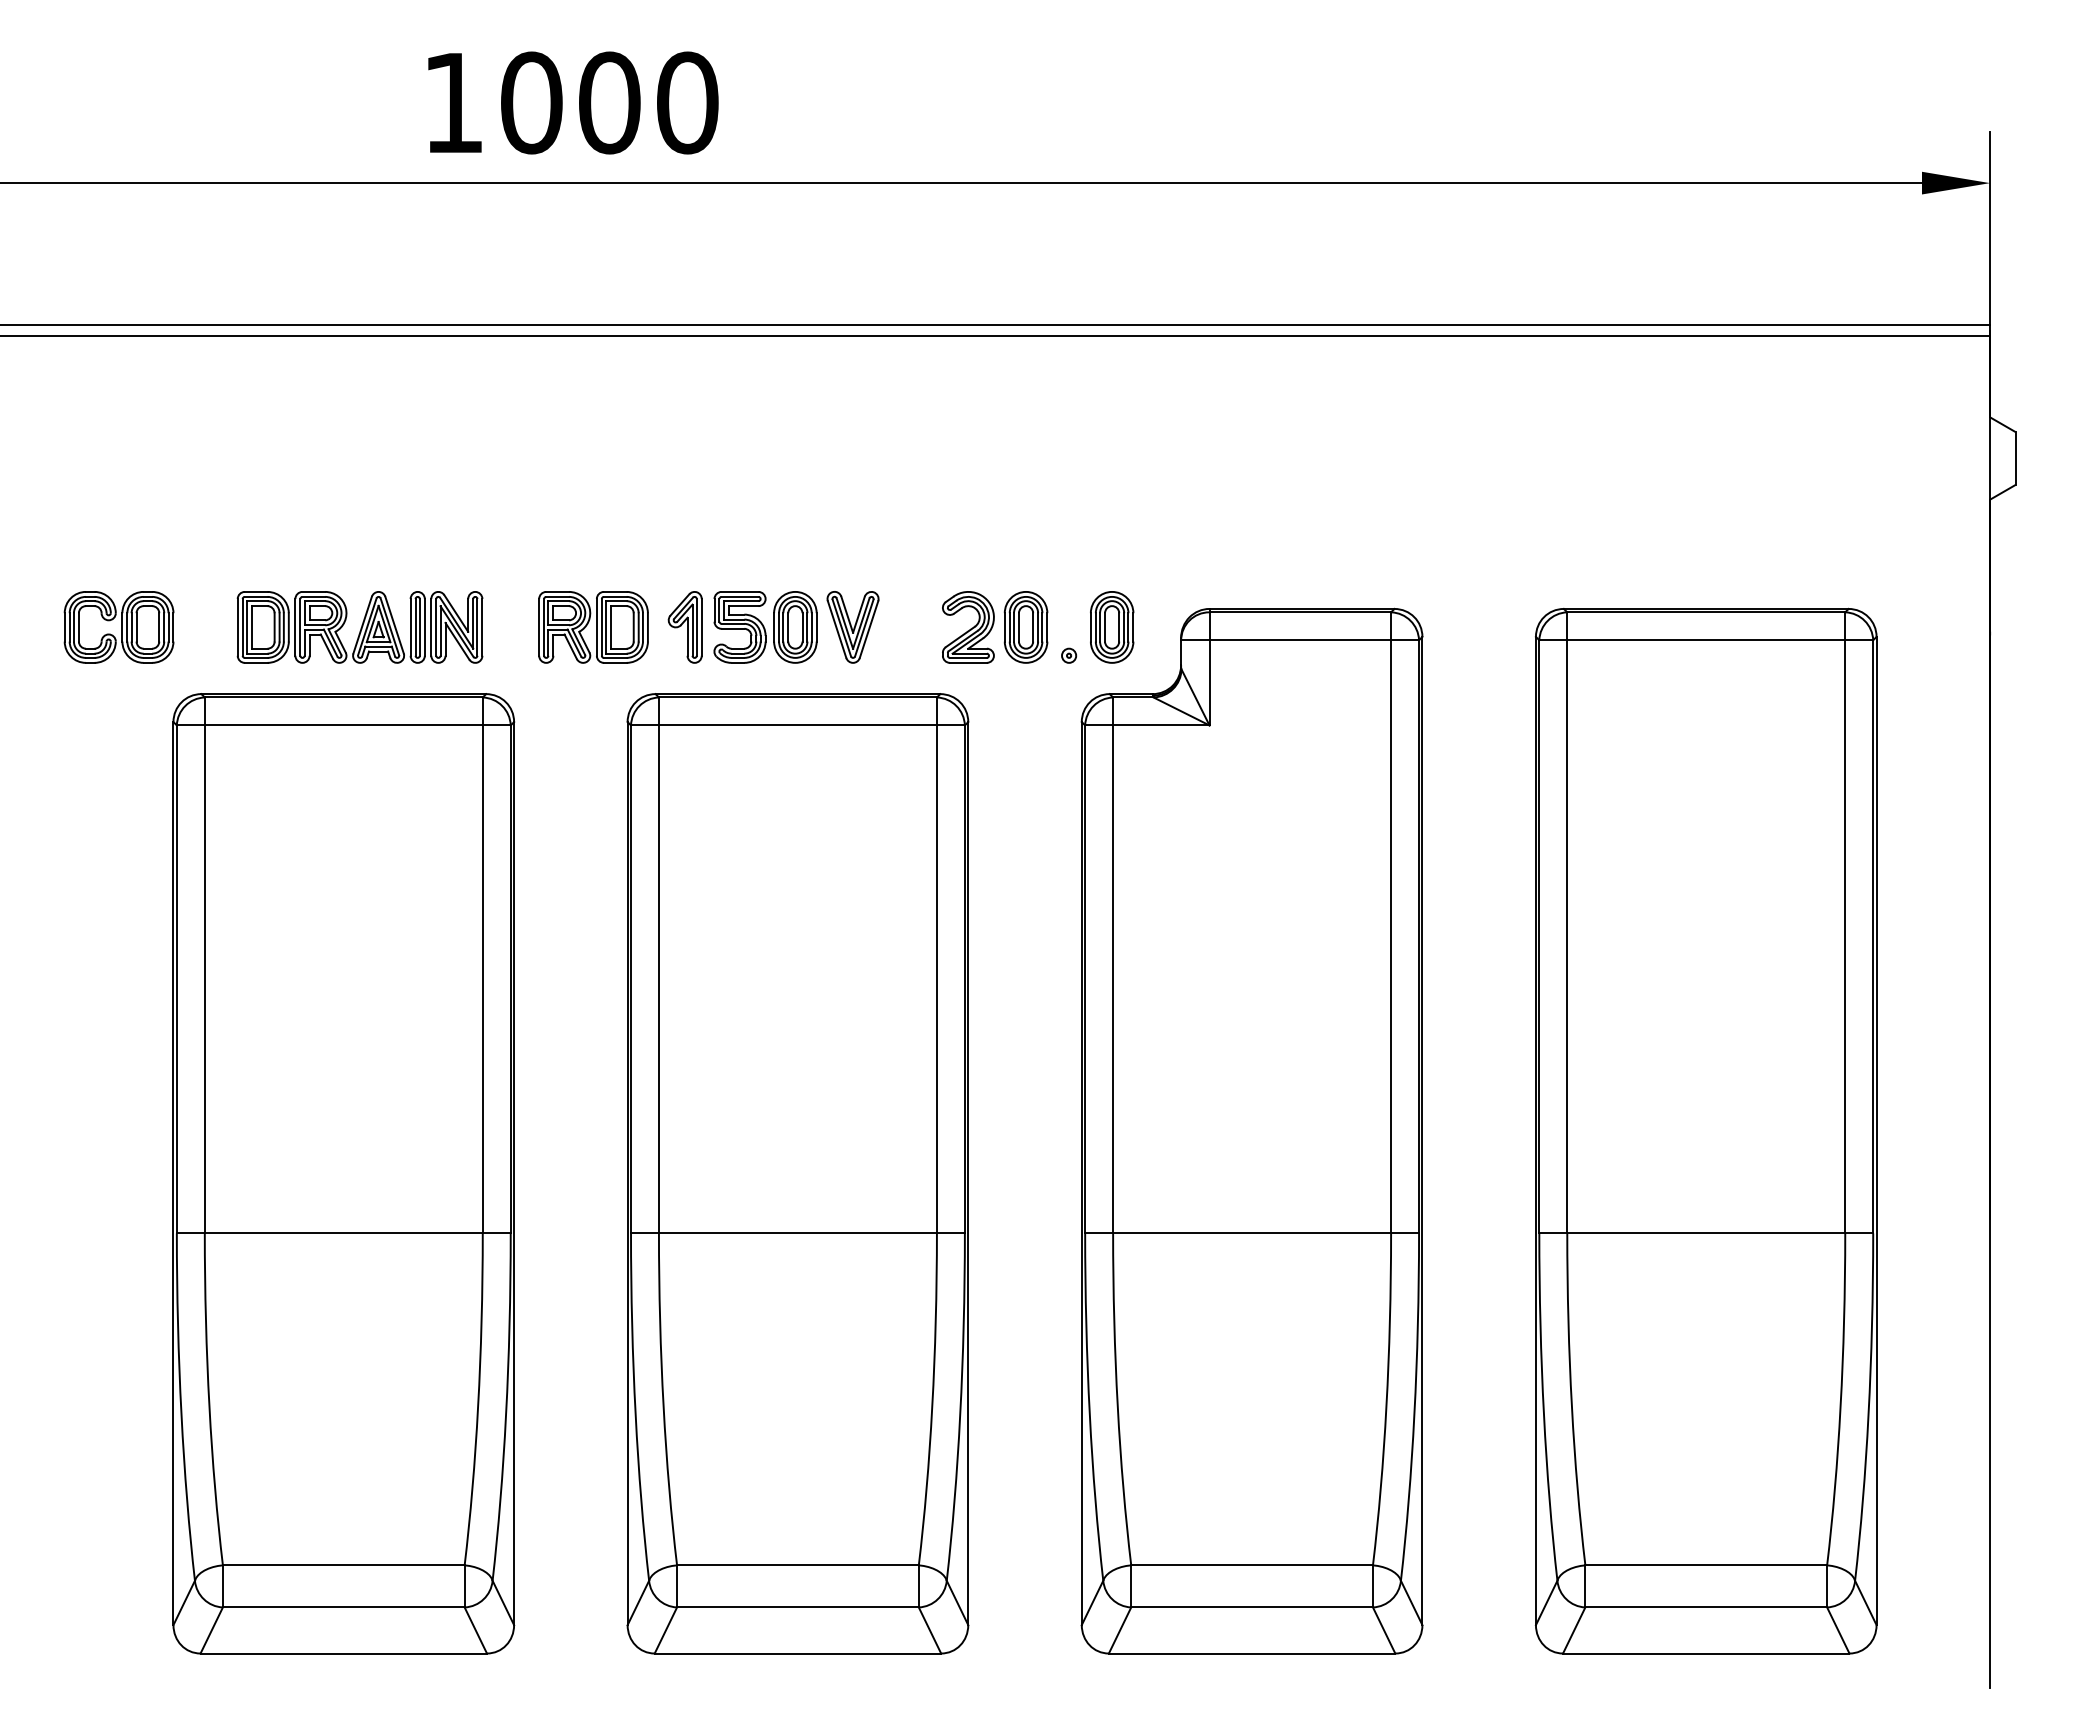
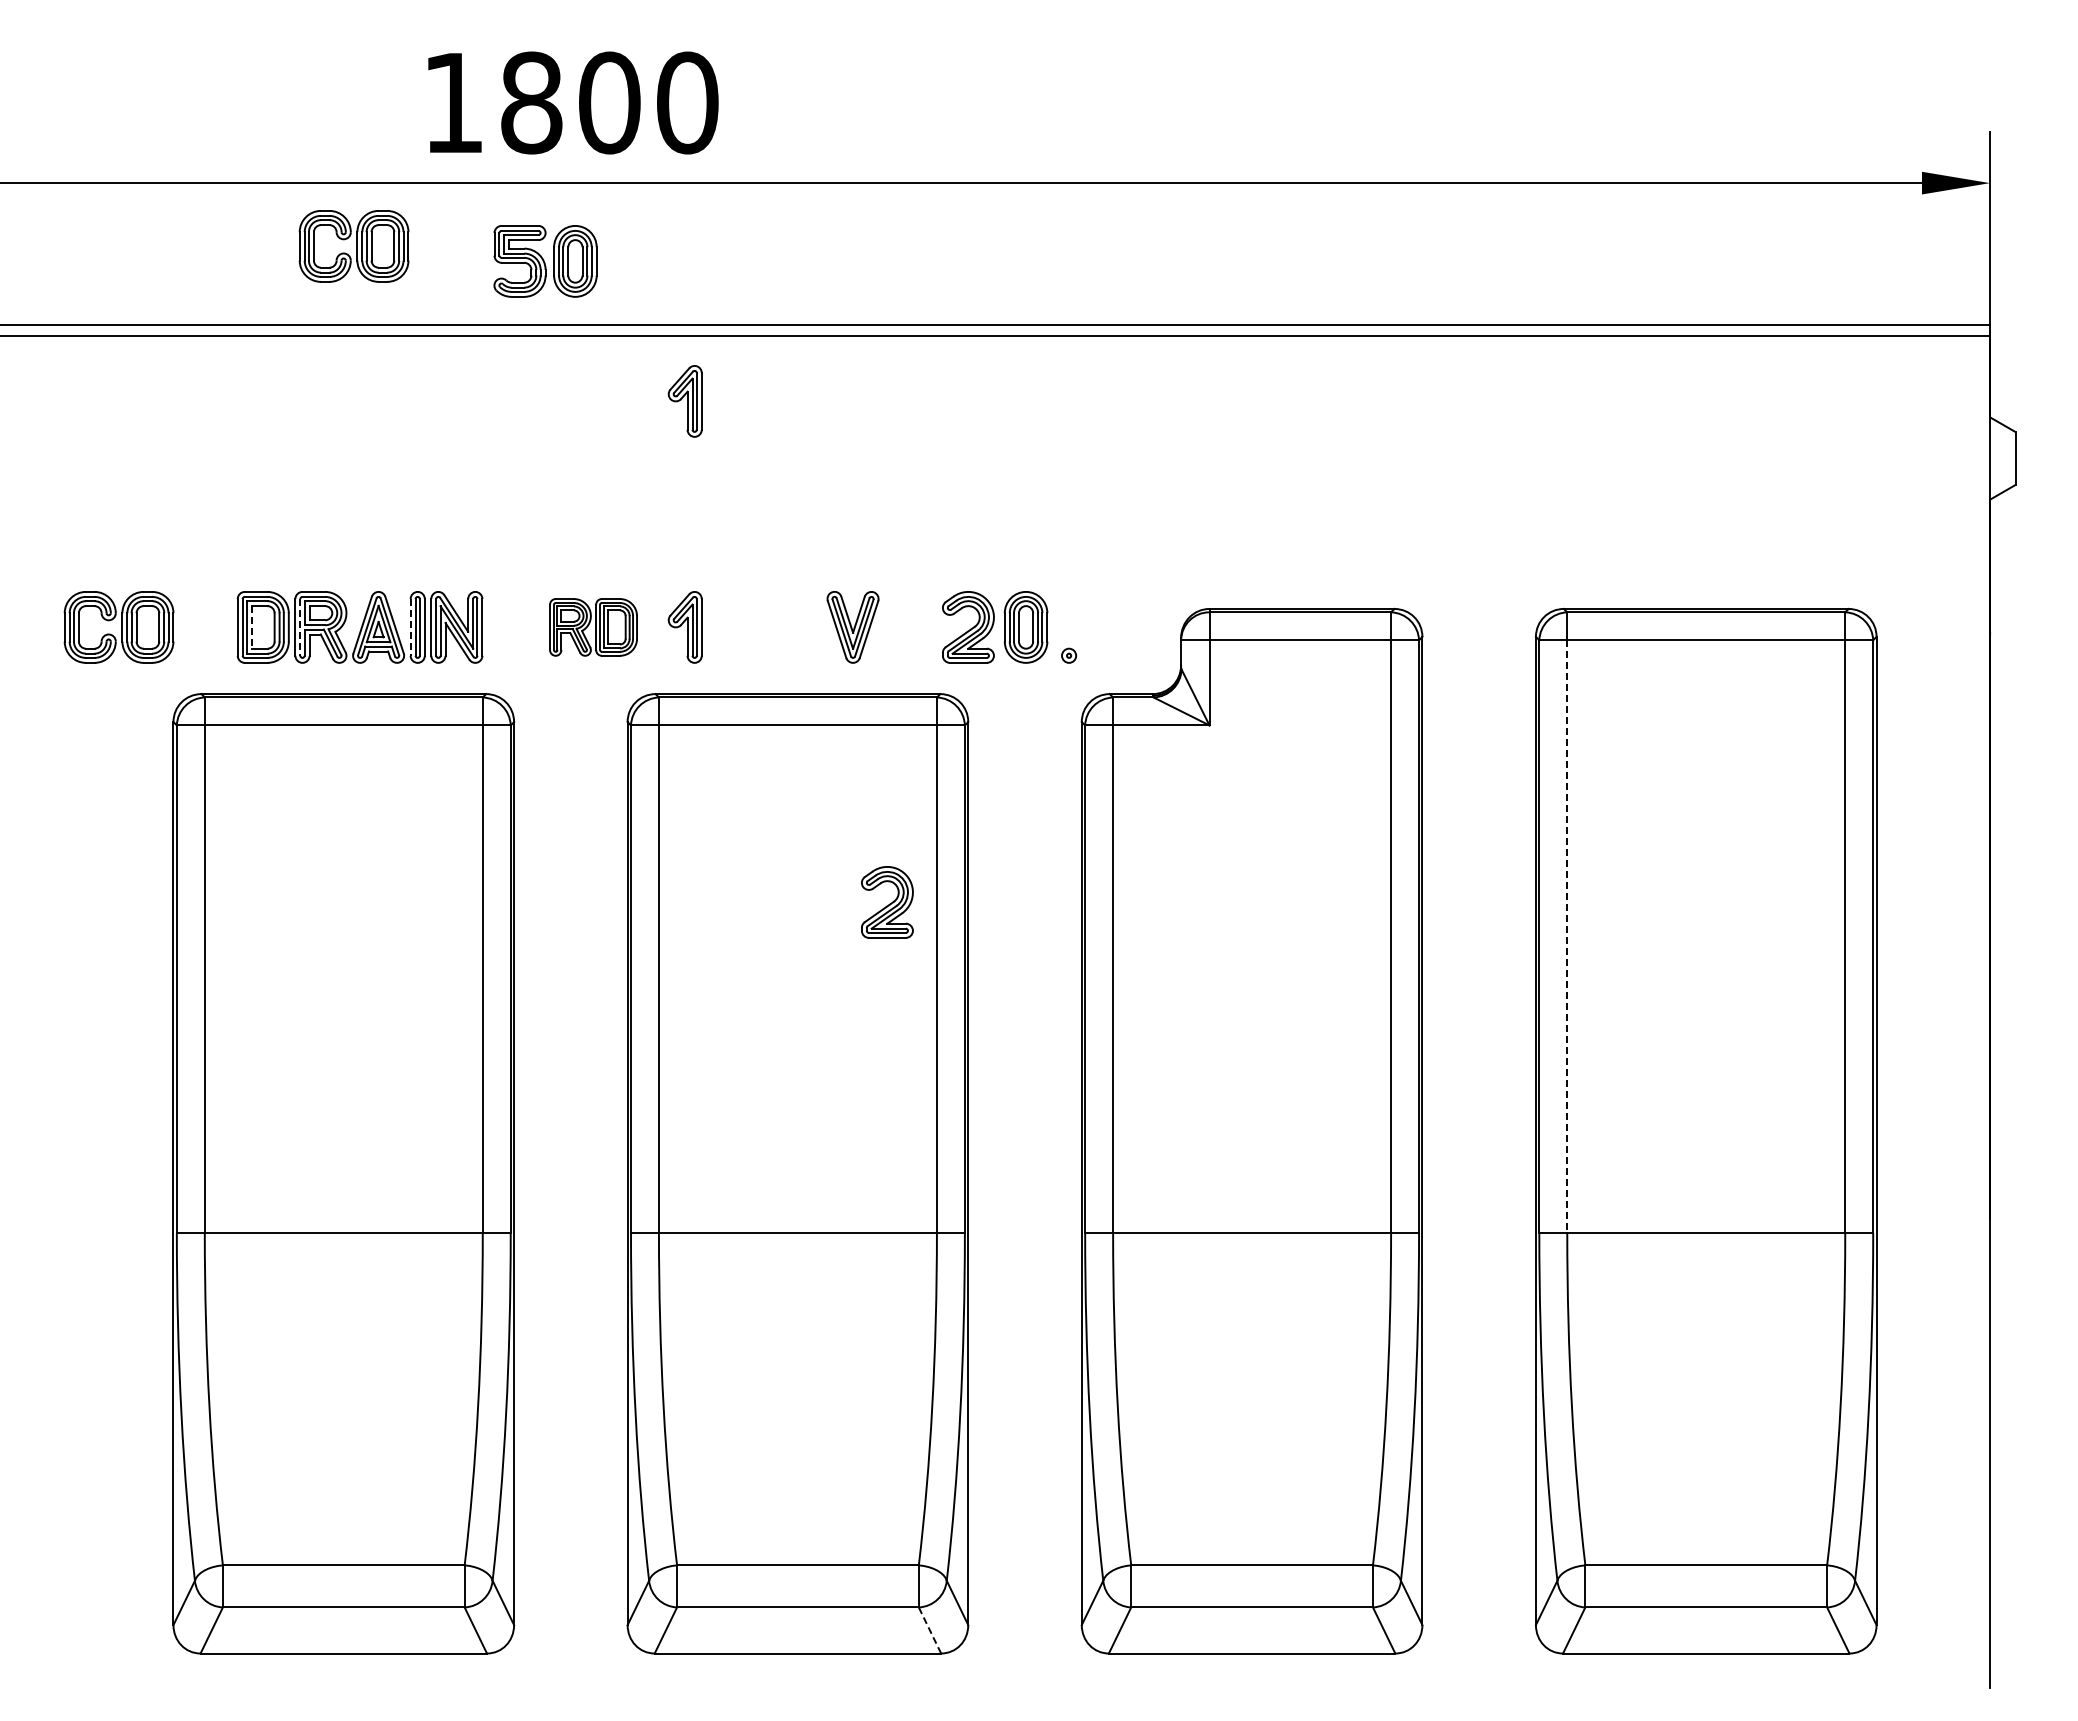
text: 1000 -> 1800 (531, 102)
part: none -> present (353, 246)
part: none -> present (684, 401)
line: solid -> dashed (251, 627)
line: solid -> dashed (300, 627)
line: solid -> dashed (410, 627)
part size: 111x73 px -> 89x59 px (593, 627)
part position: (765, 627) -> (545, 261) (545, 261)
part: present -> none (1112, 627)
part: none -> present (887, 902)
line: solid -> dashed (1567, 936)
line: solid -> dashed (929, 1630)
